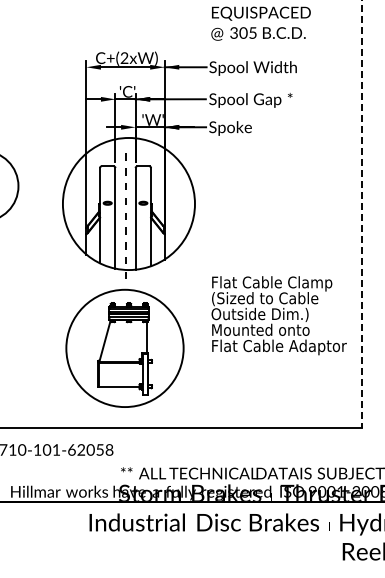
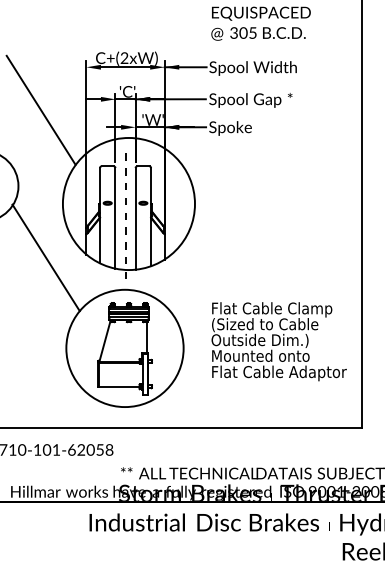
line: none -> present (40, 109)
line: dashed -> solid (362, 214)
line: none -> present (45, 257)
text position: (278, 315) -> (278, 341) (278, 341)
